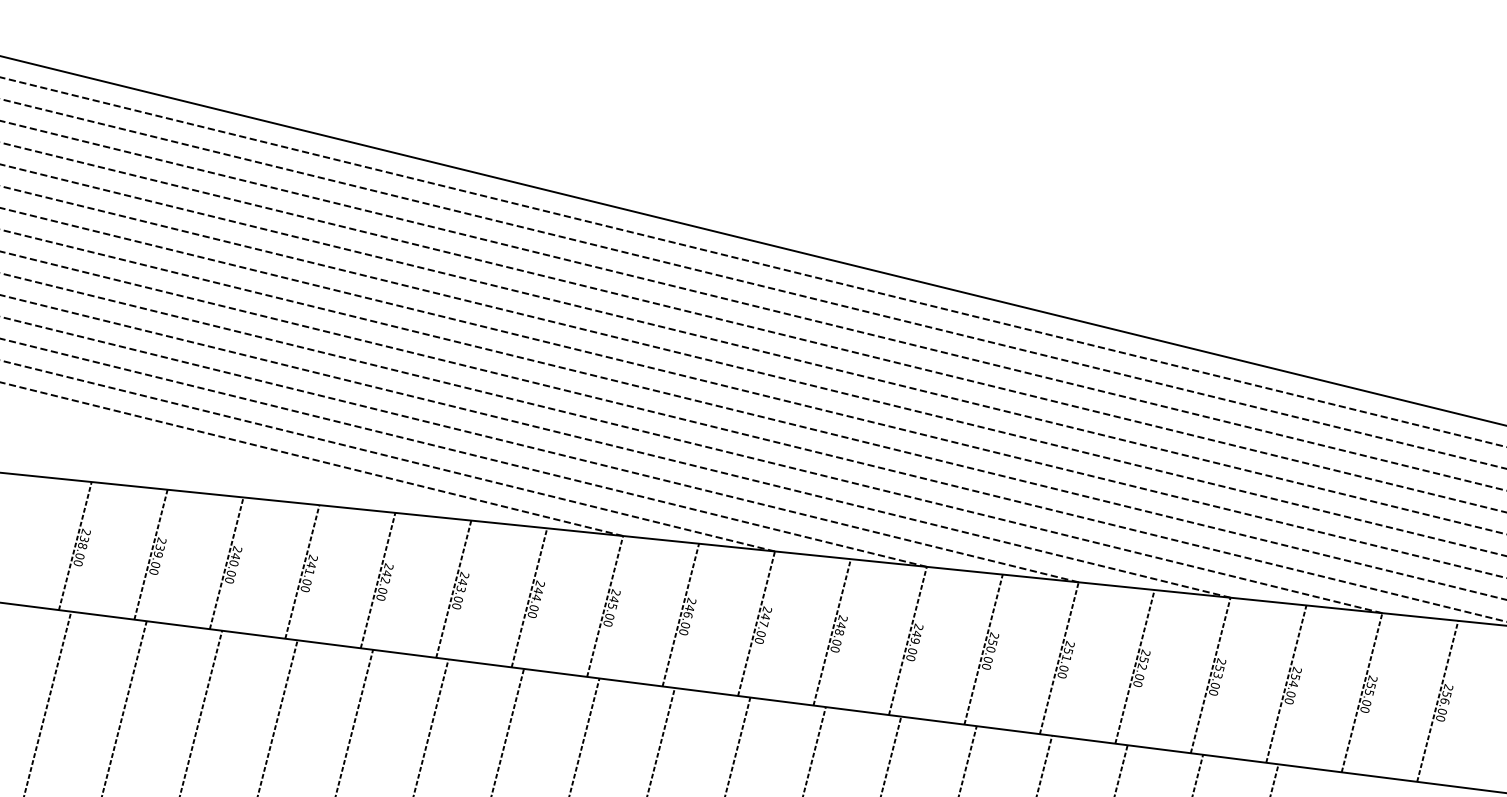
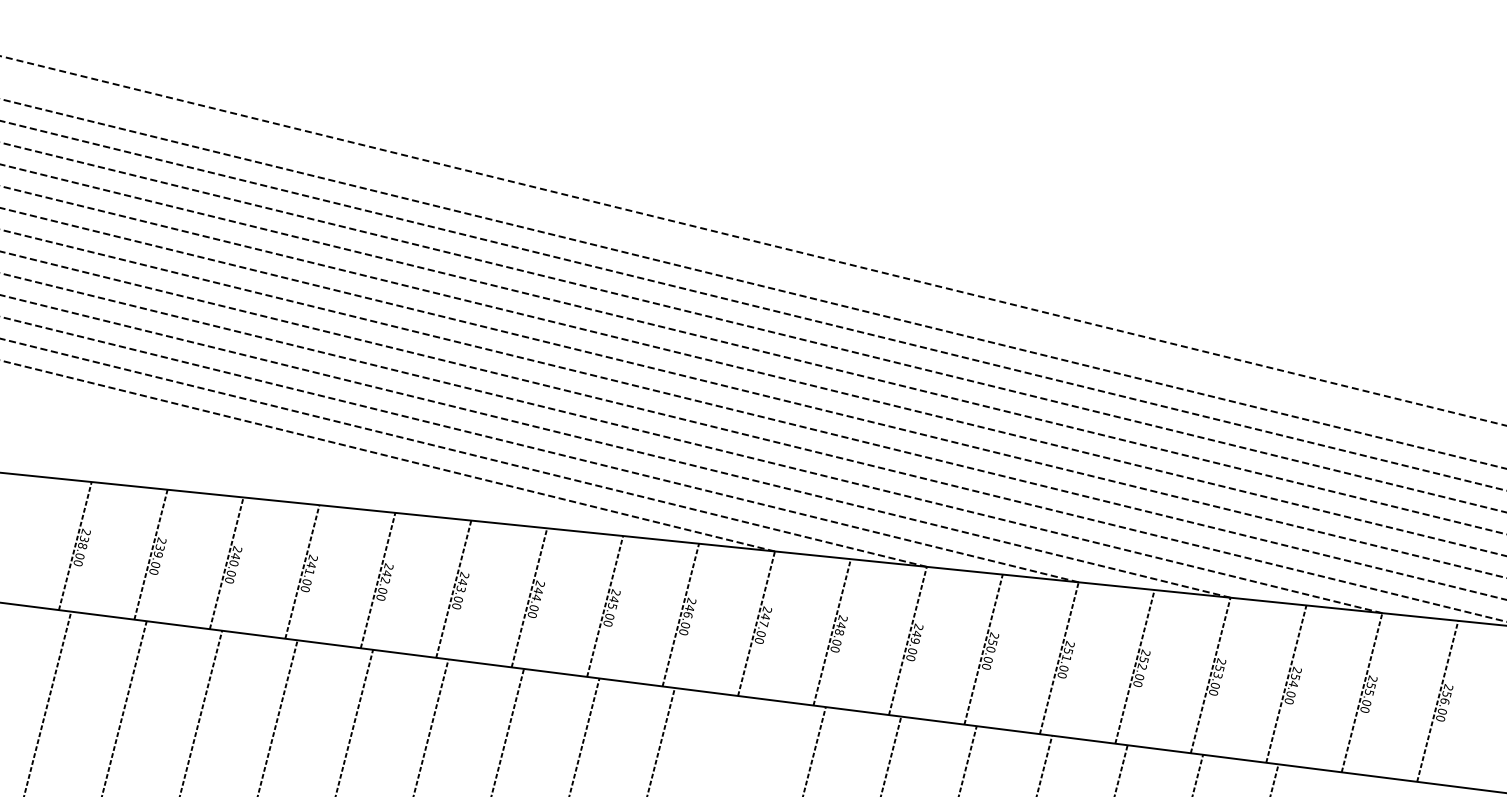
line: solid -> dashed (753, 240)
line: present -> none (752, 261)
line: present -> none (312, 459)
line: present -> none (737, 745)
